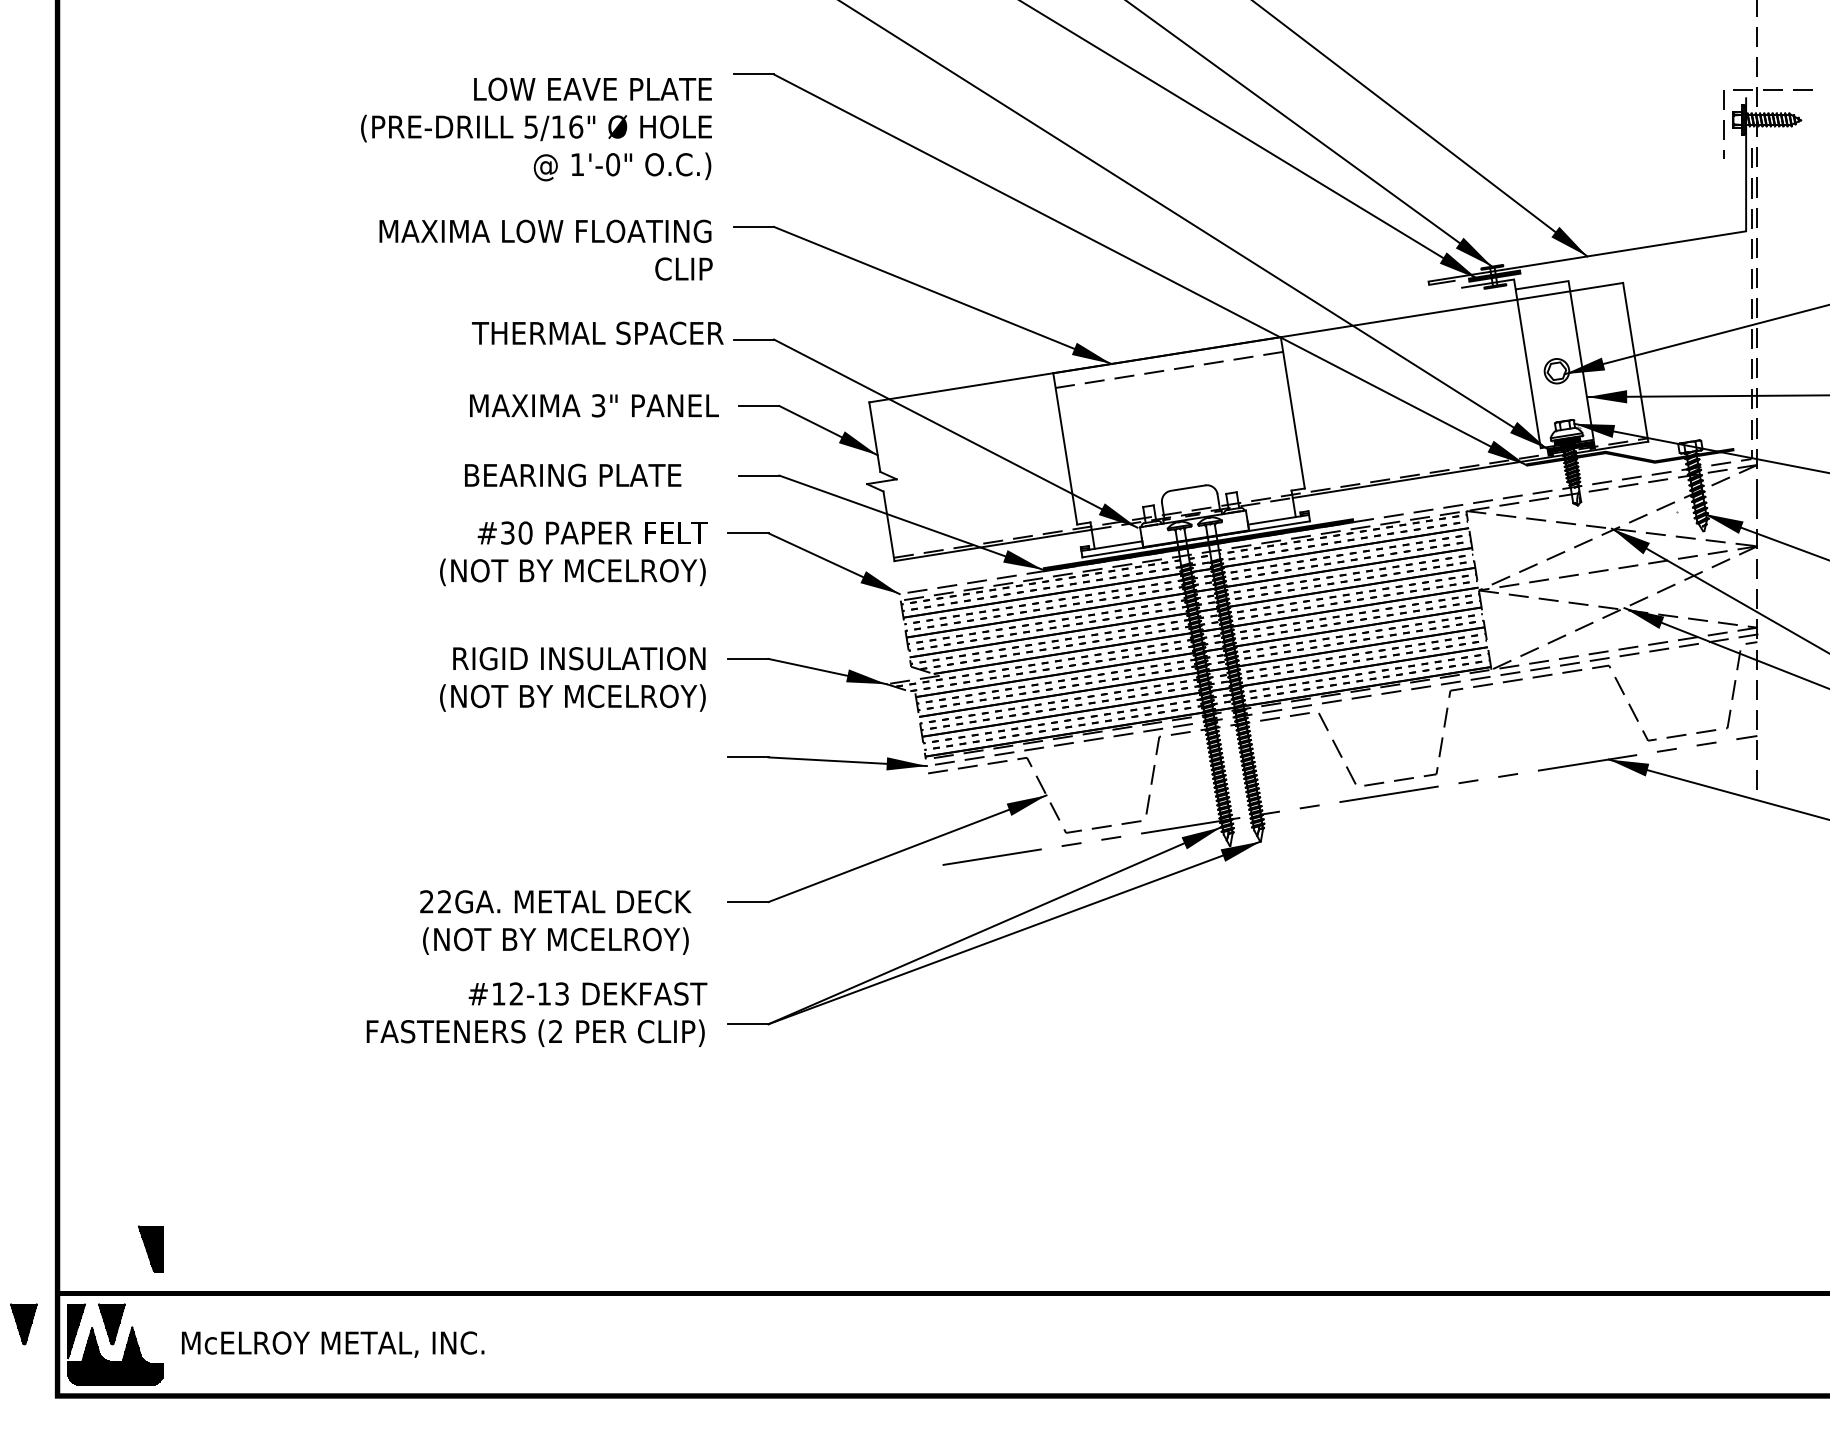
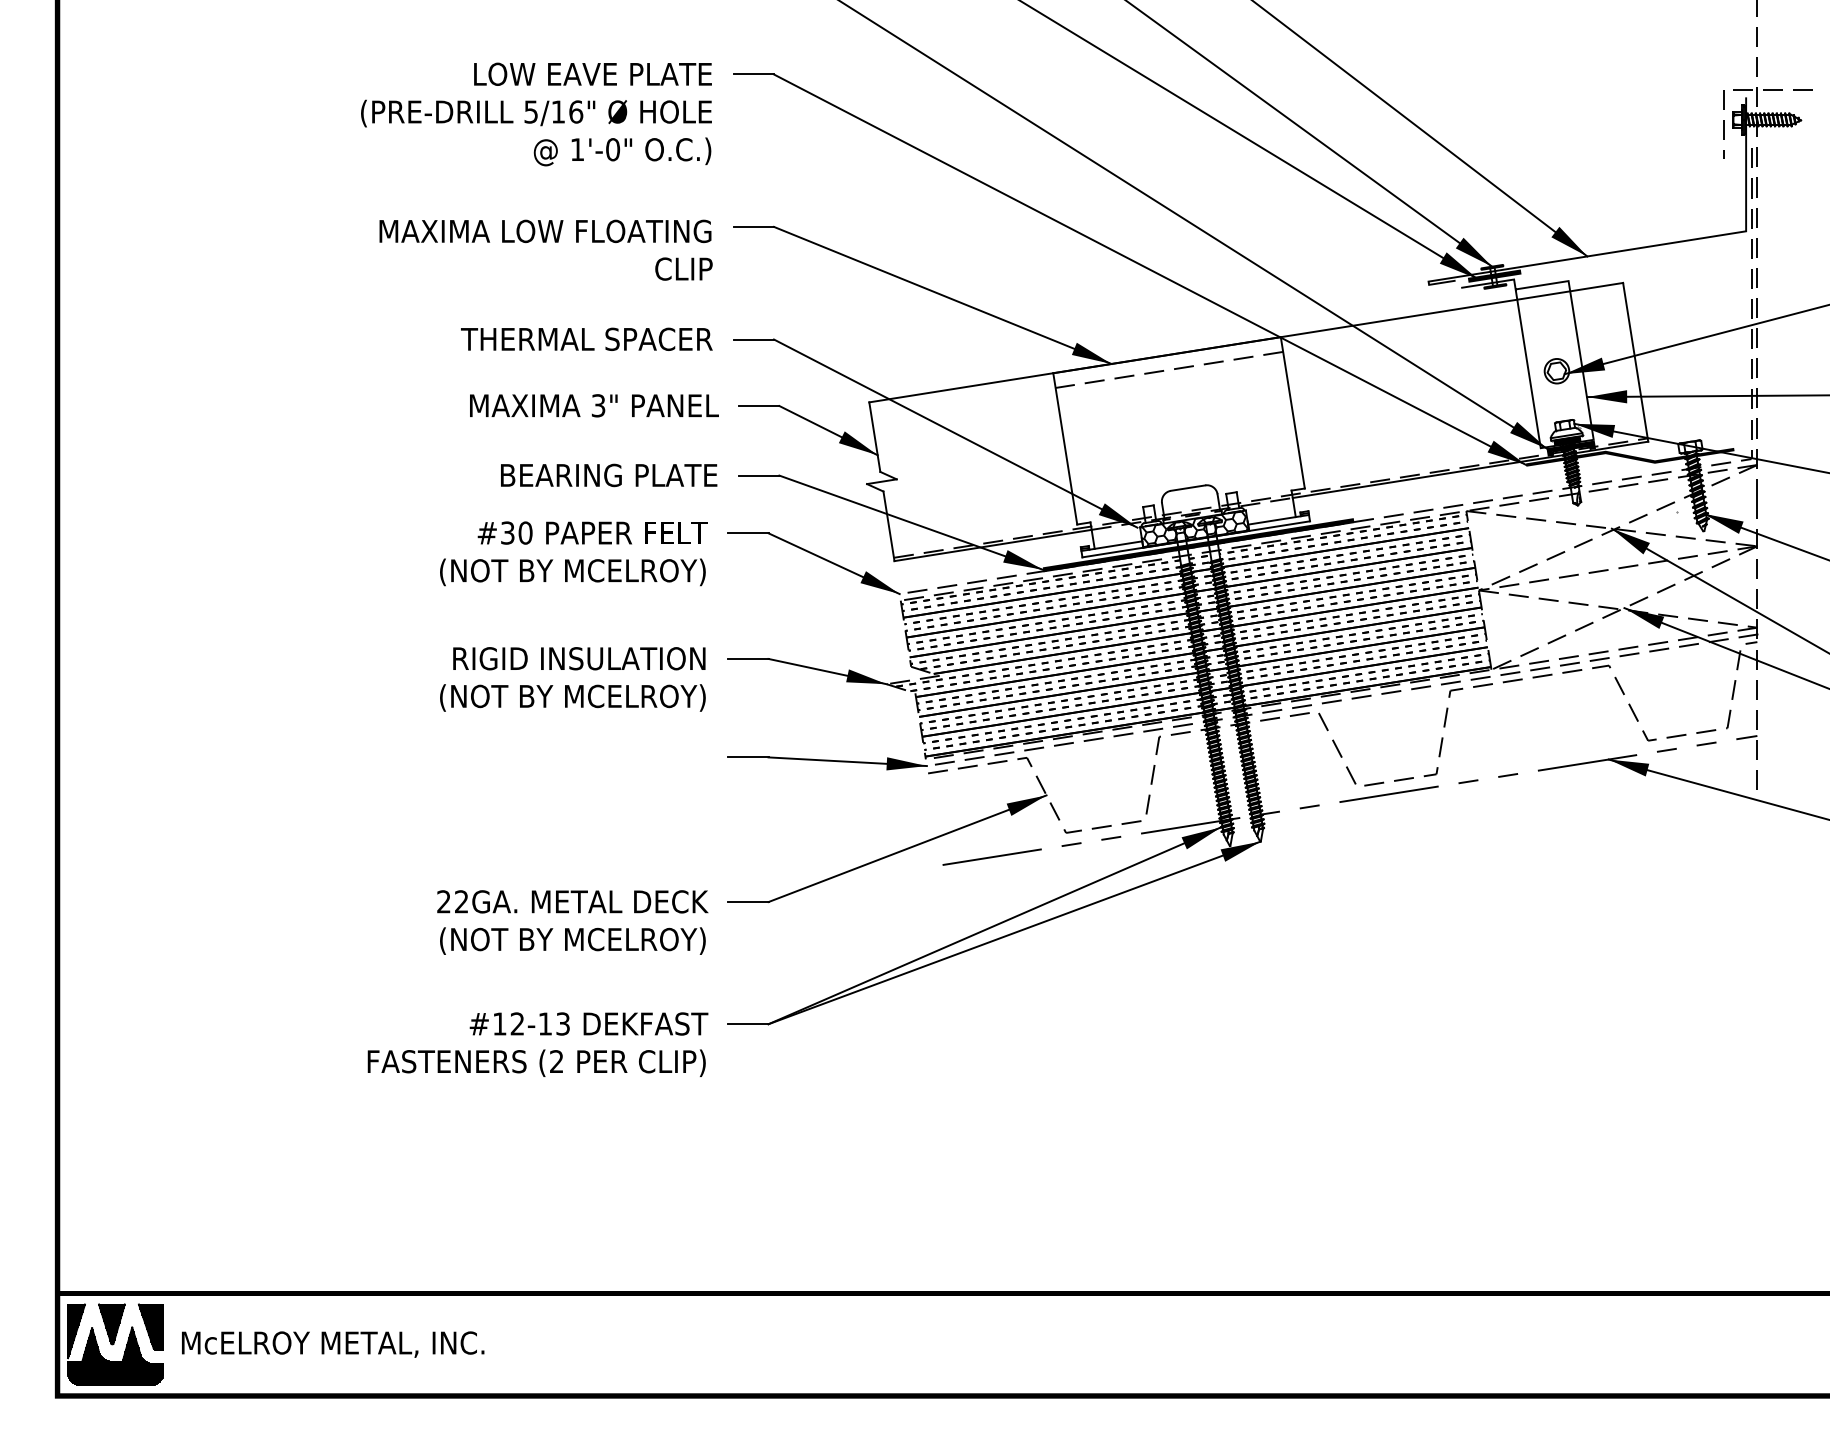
text position: (536, 129) -> (536, 114) (536, 114)
text position: (597, 332) -> (586, 338) (586, 338)
text position: (573, 475) -> (609, 475) (609, 475)
hatch: none -> present (1194, 528)
text position: (555, 922) -> (572, 922) (572, 922)
text position: (536, 1014) -> (537, 1044) (537, 1044)
part position: (150, 1248) -> (150, 1326) (150, 1326)
part: present -> none (23, 1324)
